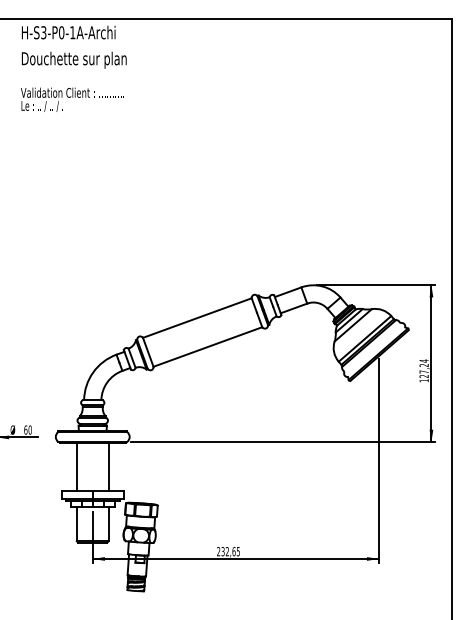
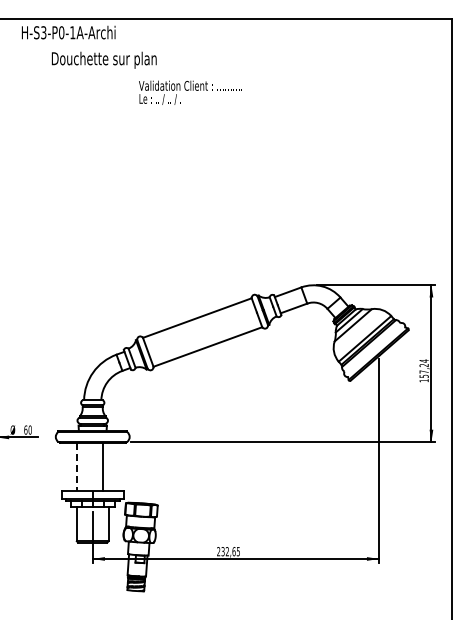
text position: (73, 59) -> (103, 59) (103, 59)
text position: (72, 99) -> (190, 92) (190, 92)
text: 127,24 -> 157,24 (423, 375)
line position: (108, 466) -> (102, 466) (102, 466)
line: solid -> dashed (76, 467)
